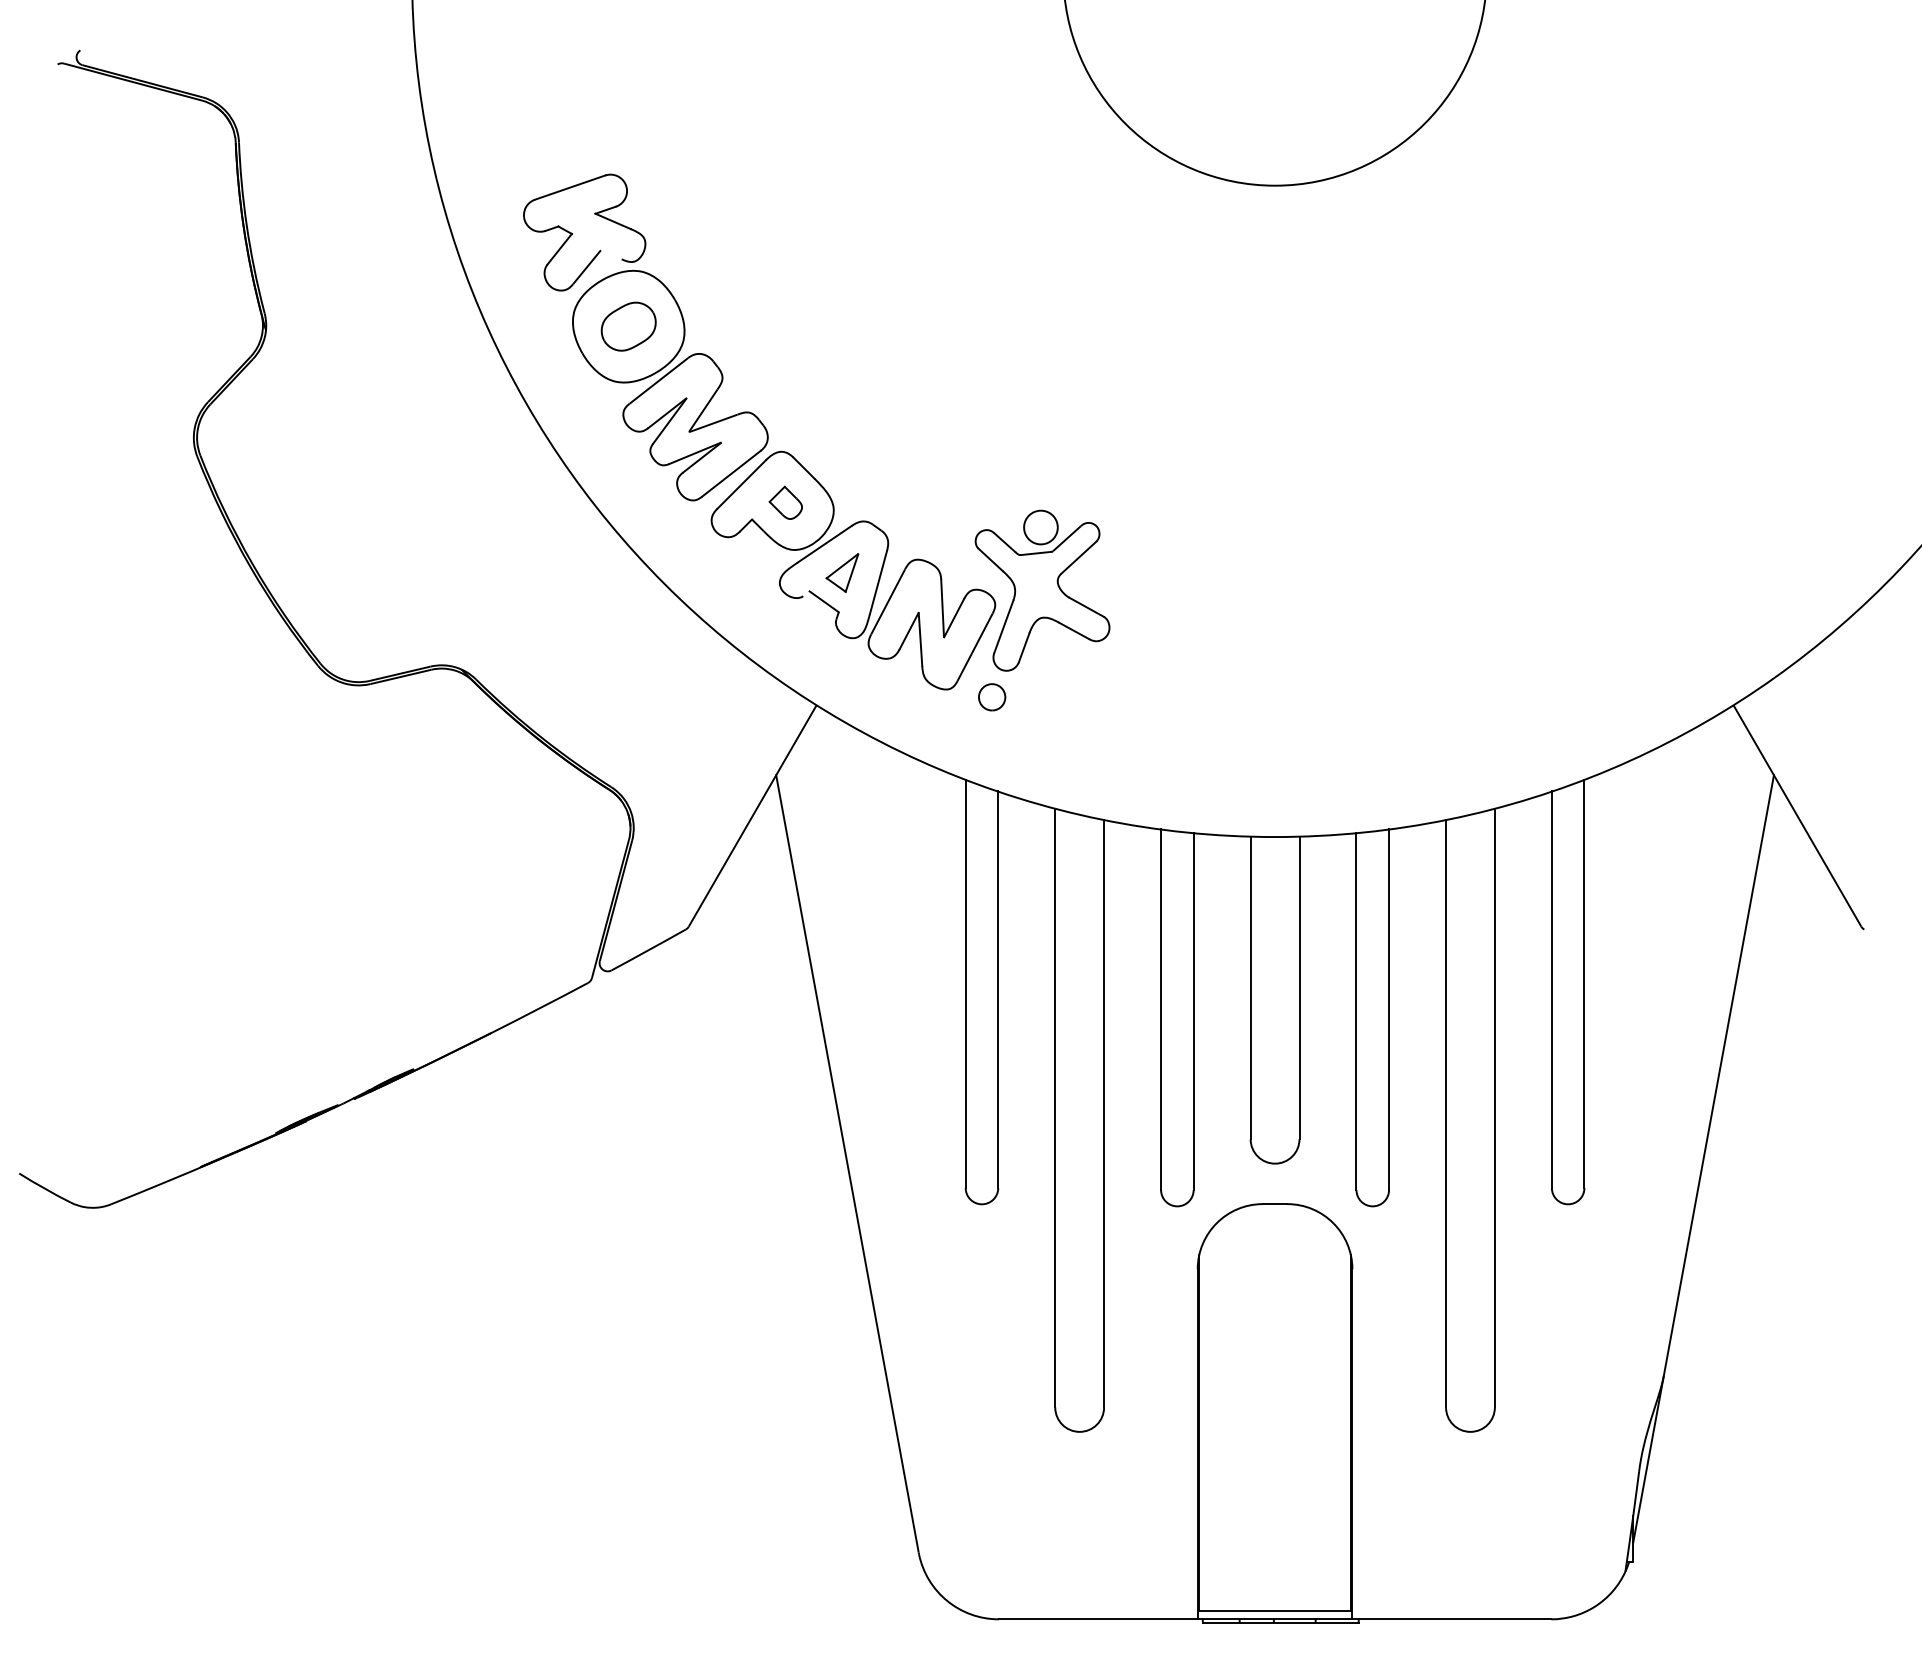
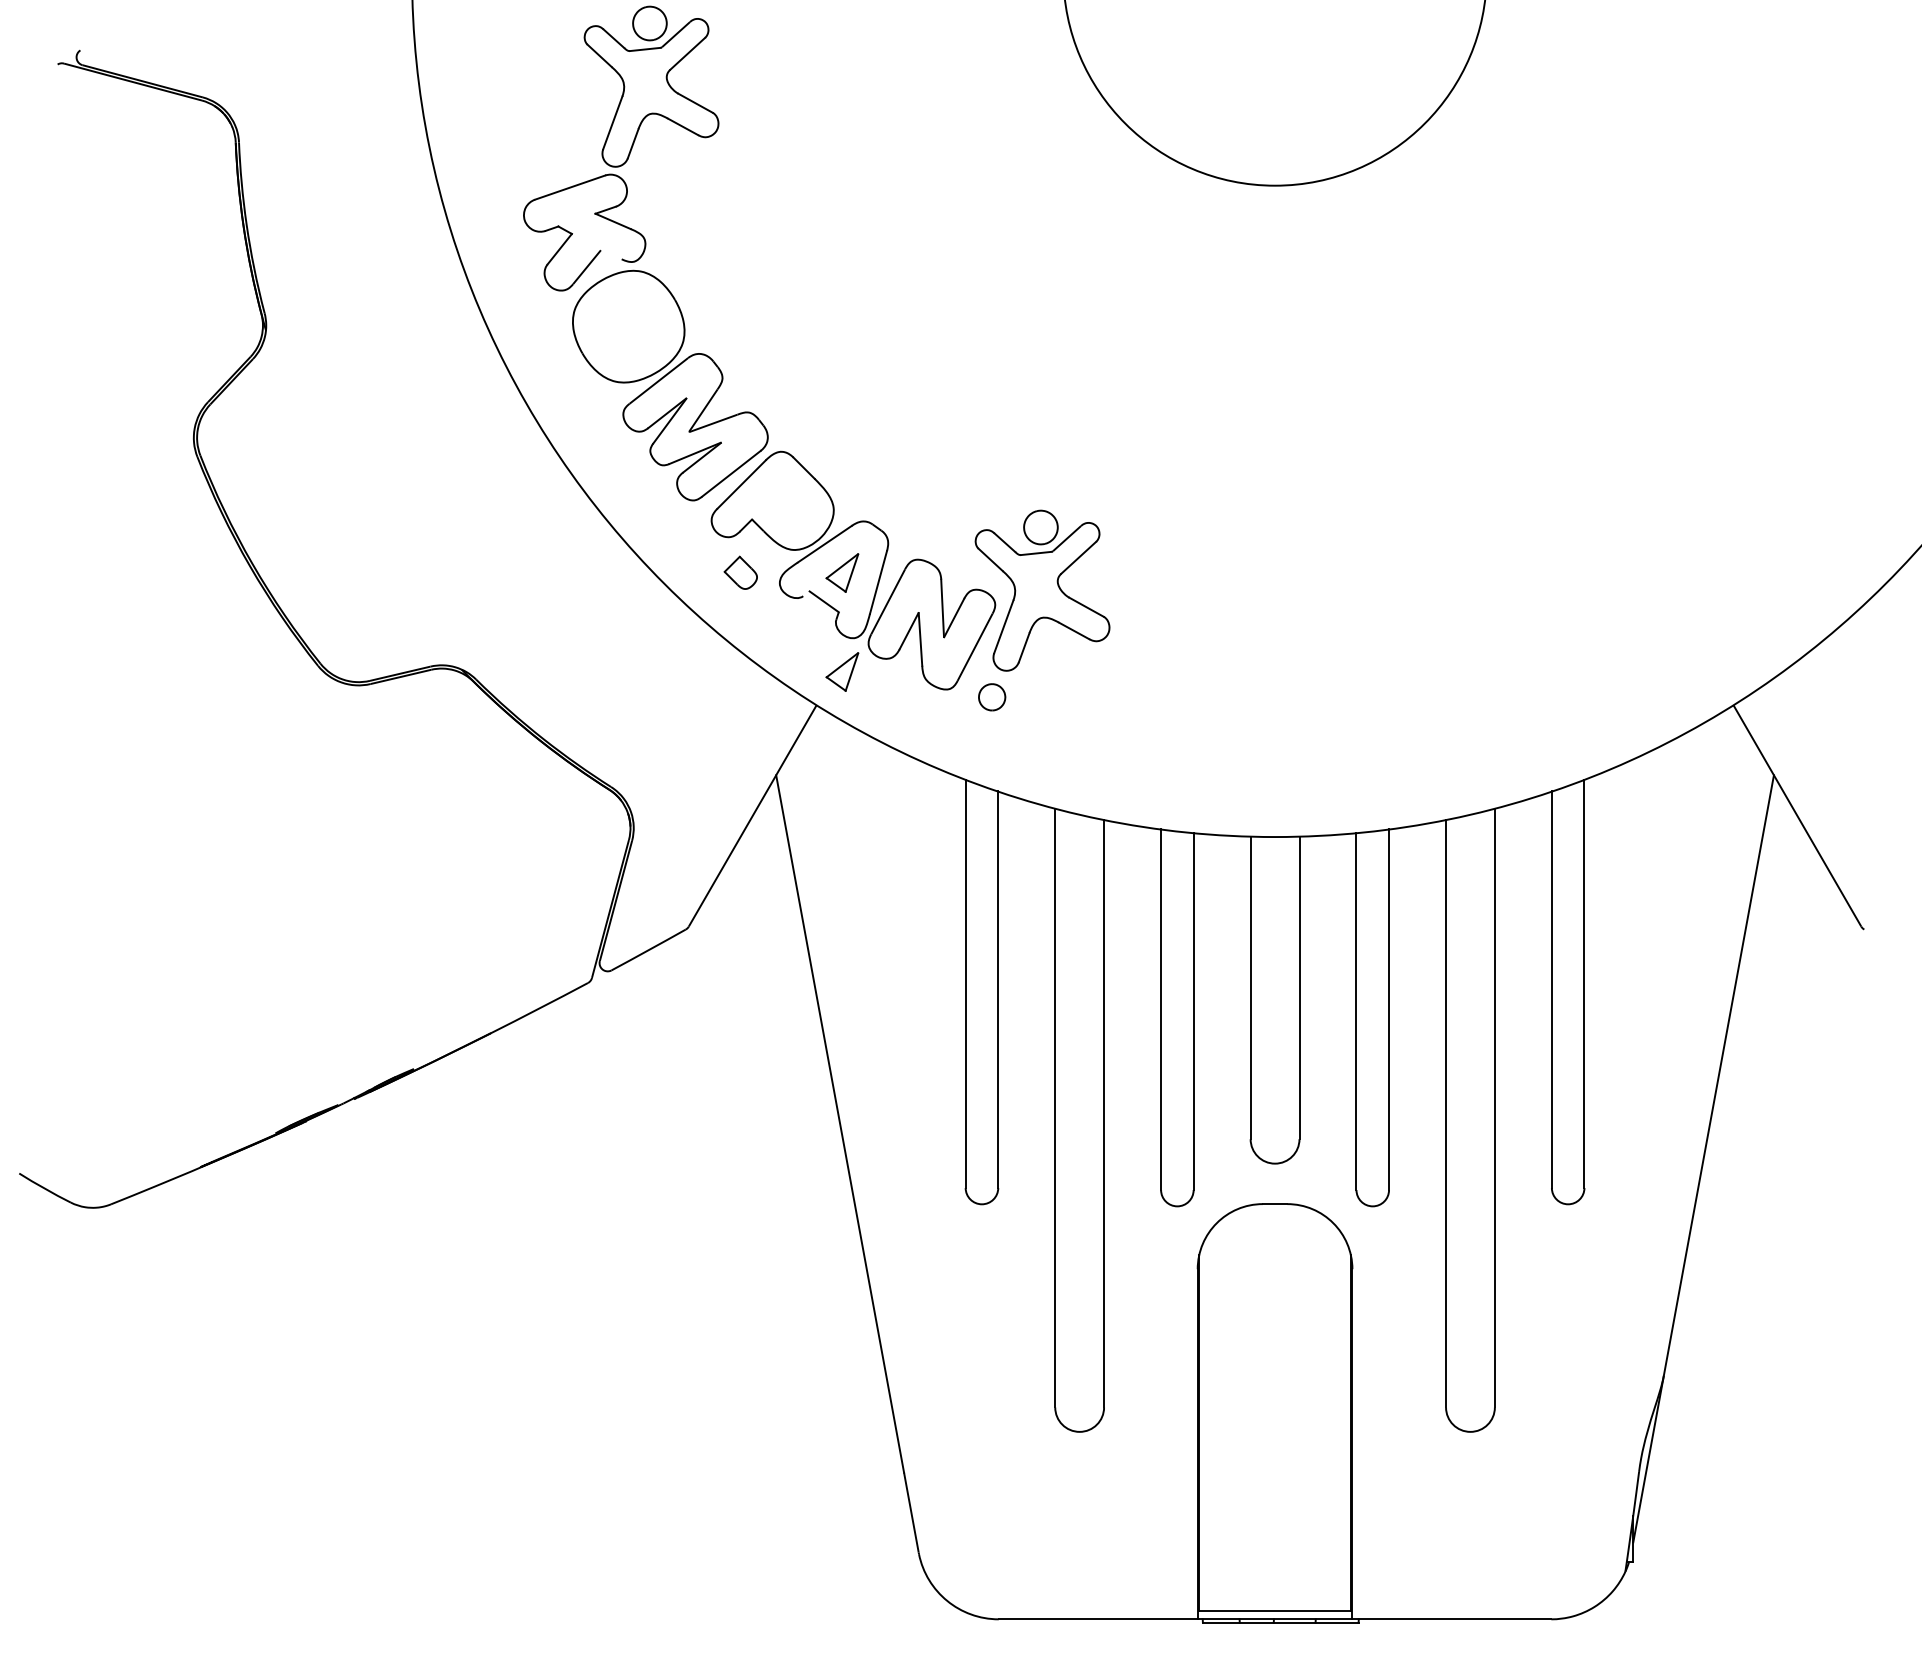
part: none -> present (651, 86)
part: present -> none (628, 326)
part position: (785, 502) -> (740, 572) (740, 572)
part: none -> present (842, 671)
